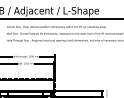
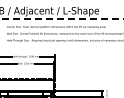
line: solid -> dashed (62, 19)
